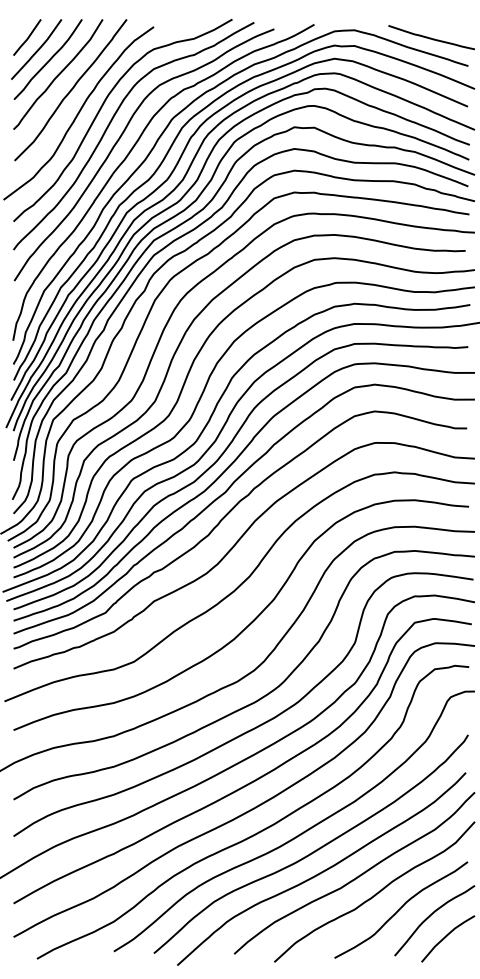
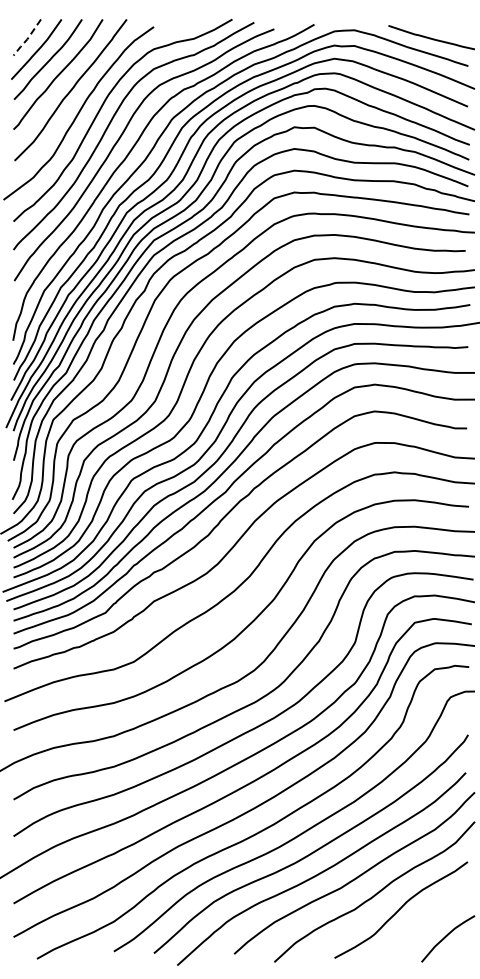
line: solid -> dashed (27, 39)
curve: present -> none (430, 916)
